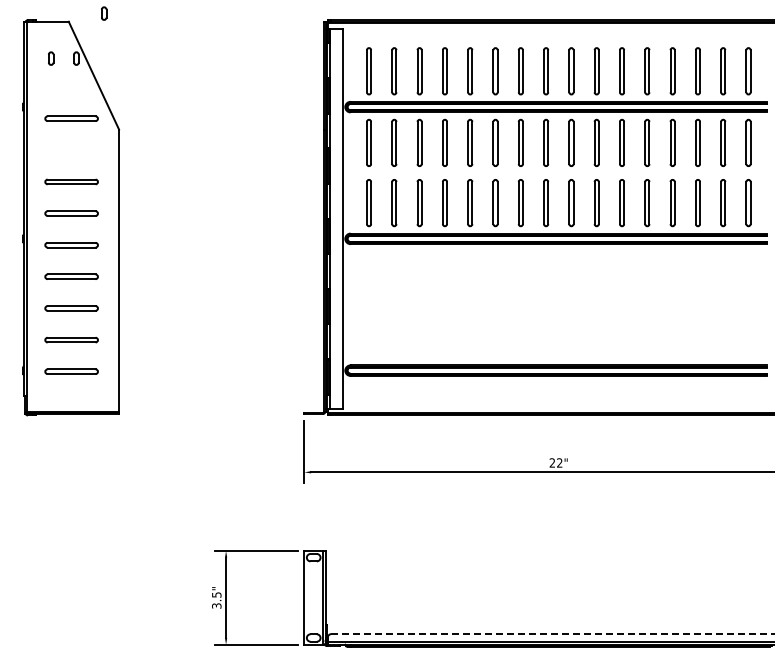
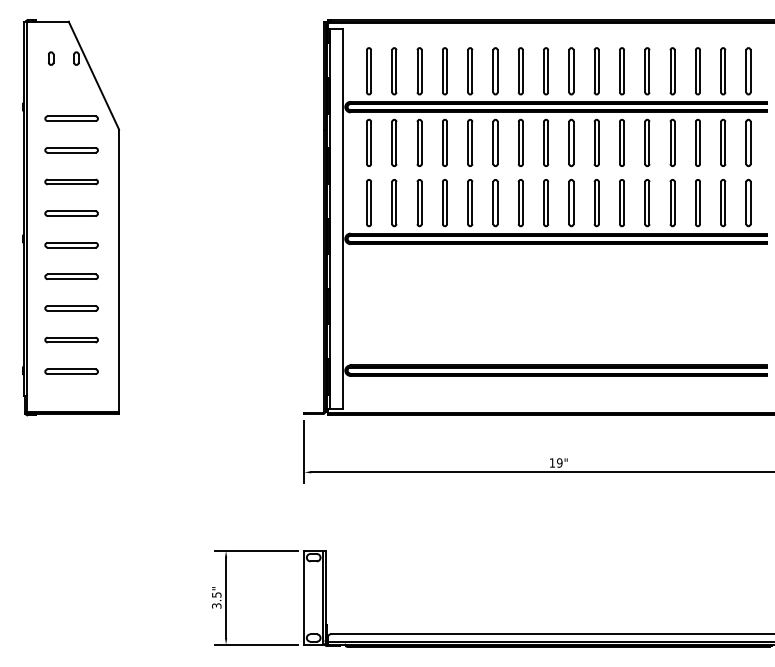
part: present -> none (104, 13)
part: none -> present (71, 150)
text: 22" -> 19" (555, 462)
line: dashed -> solid (552, 634)
